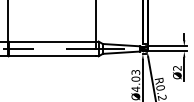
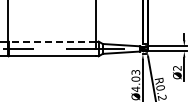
line: solid -> dashed (52, 41)
